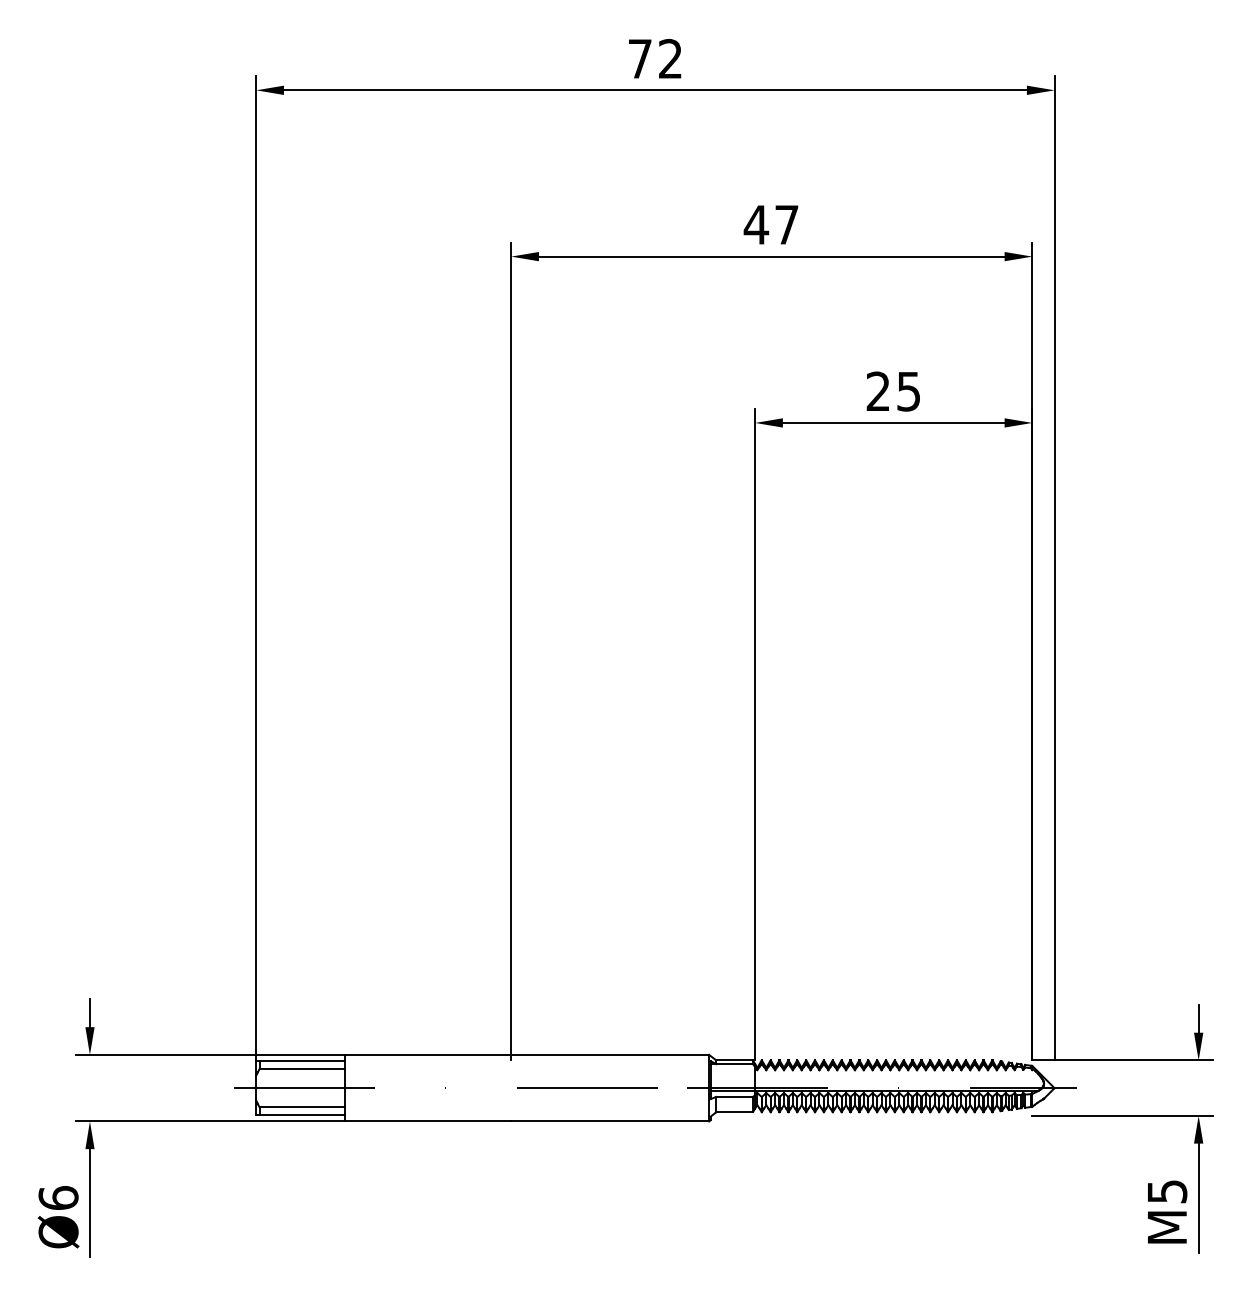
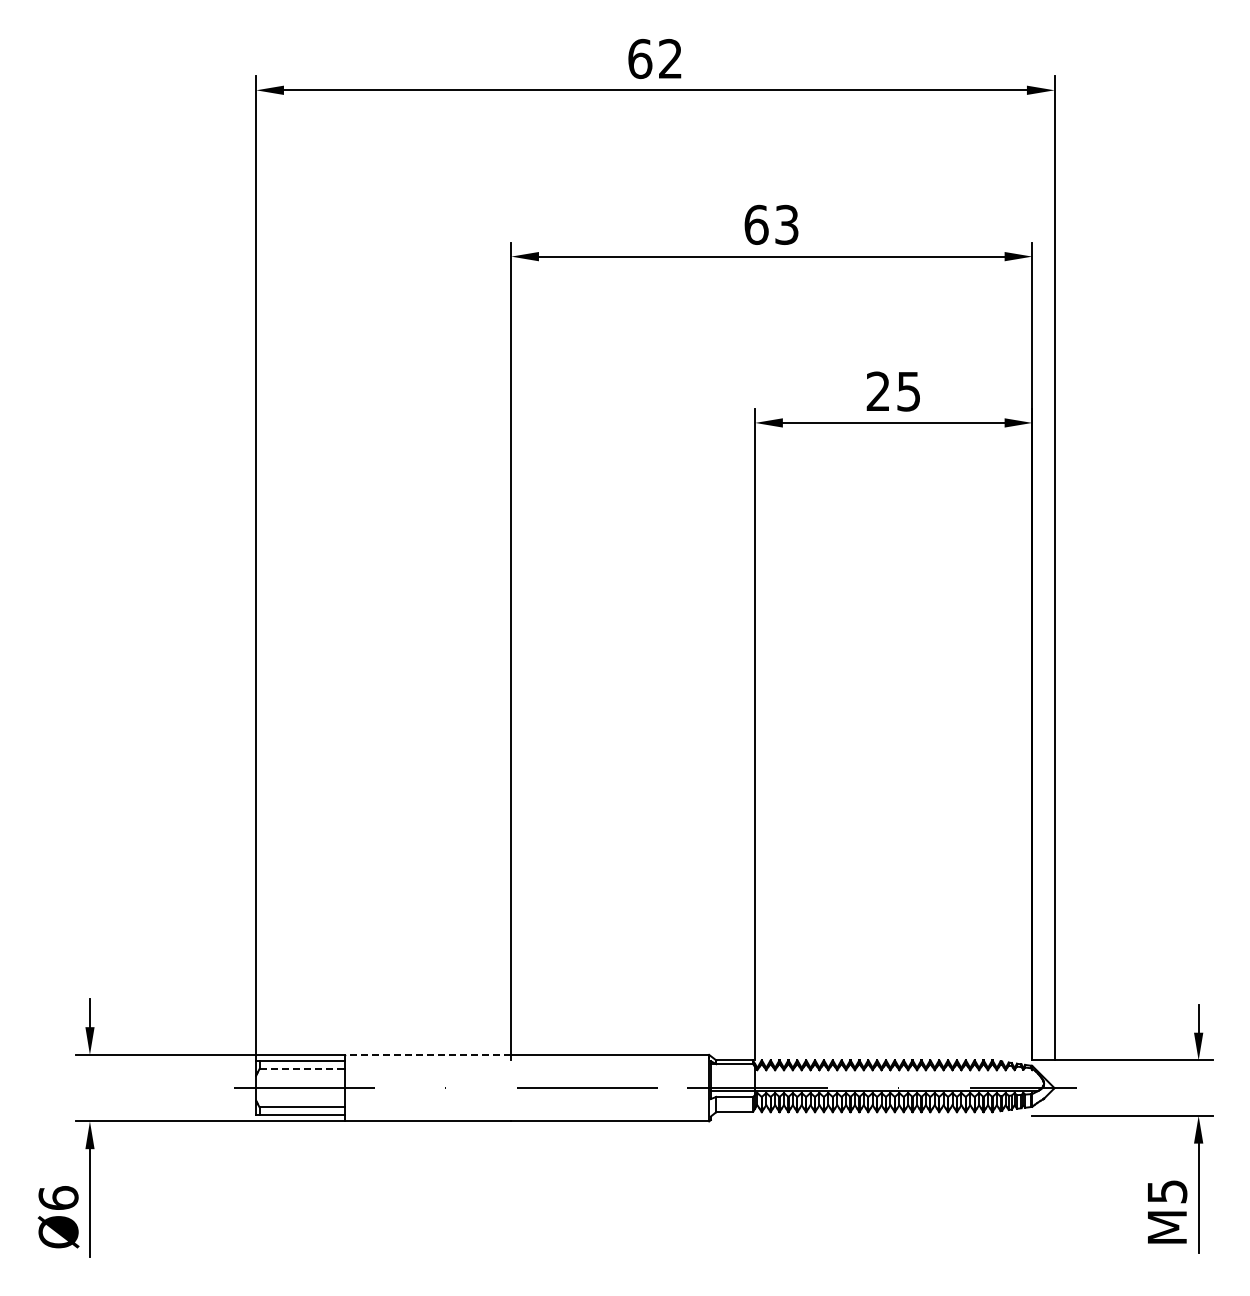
text: 72 -> 62 (640, 58)
text: 47 -> 63 (770, 224)
line: solid -> dashed (427, 1054)
line: solid -> dashed (302, 1068)
